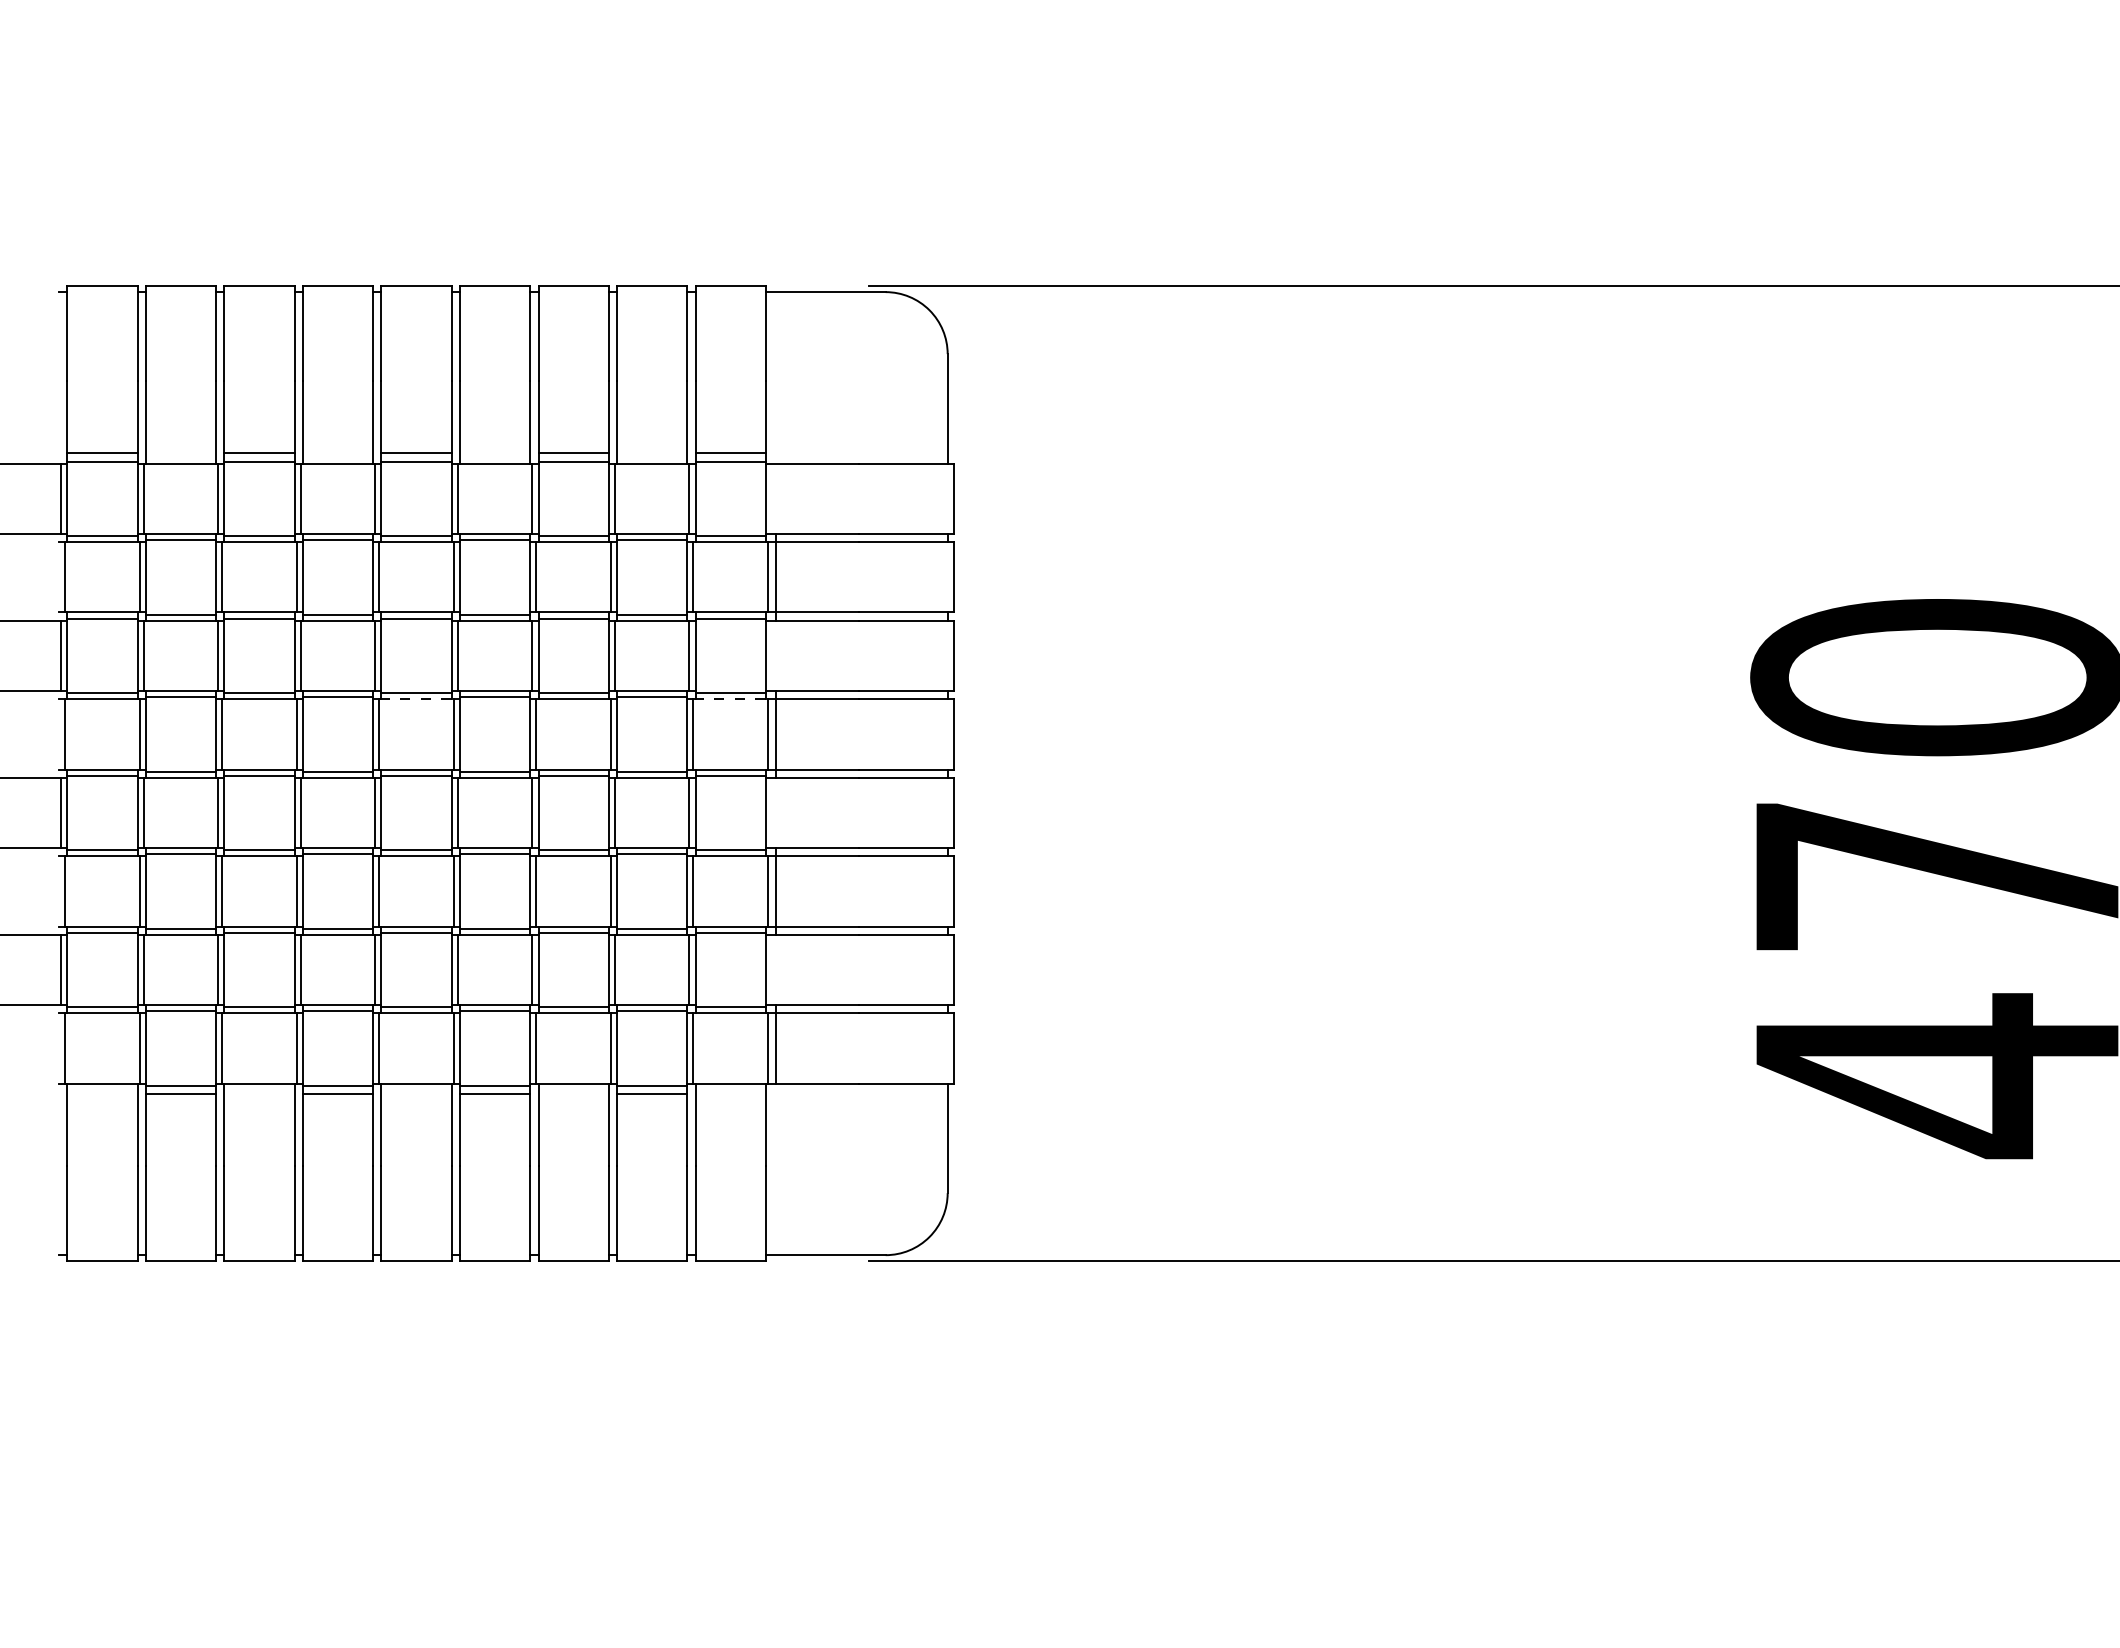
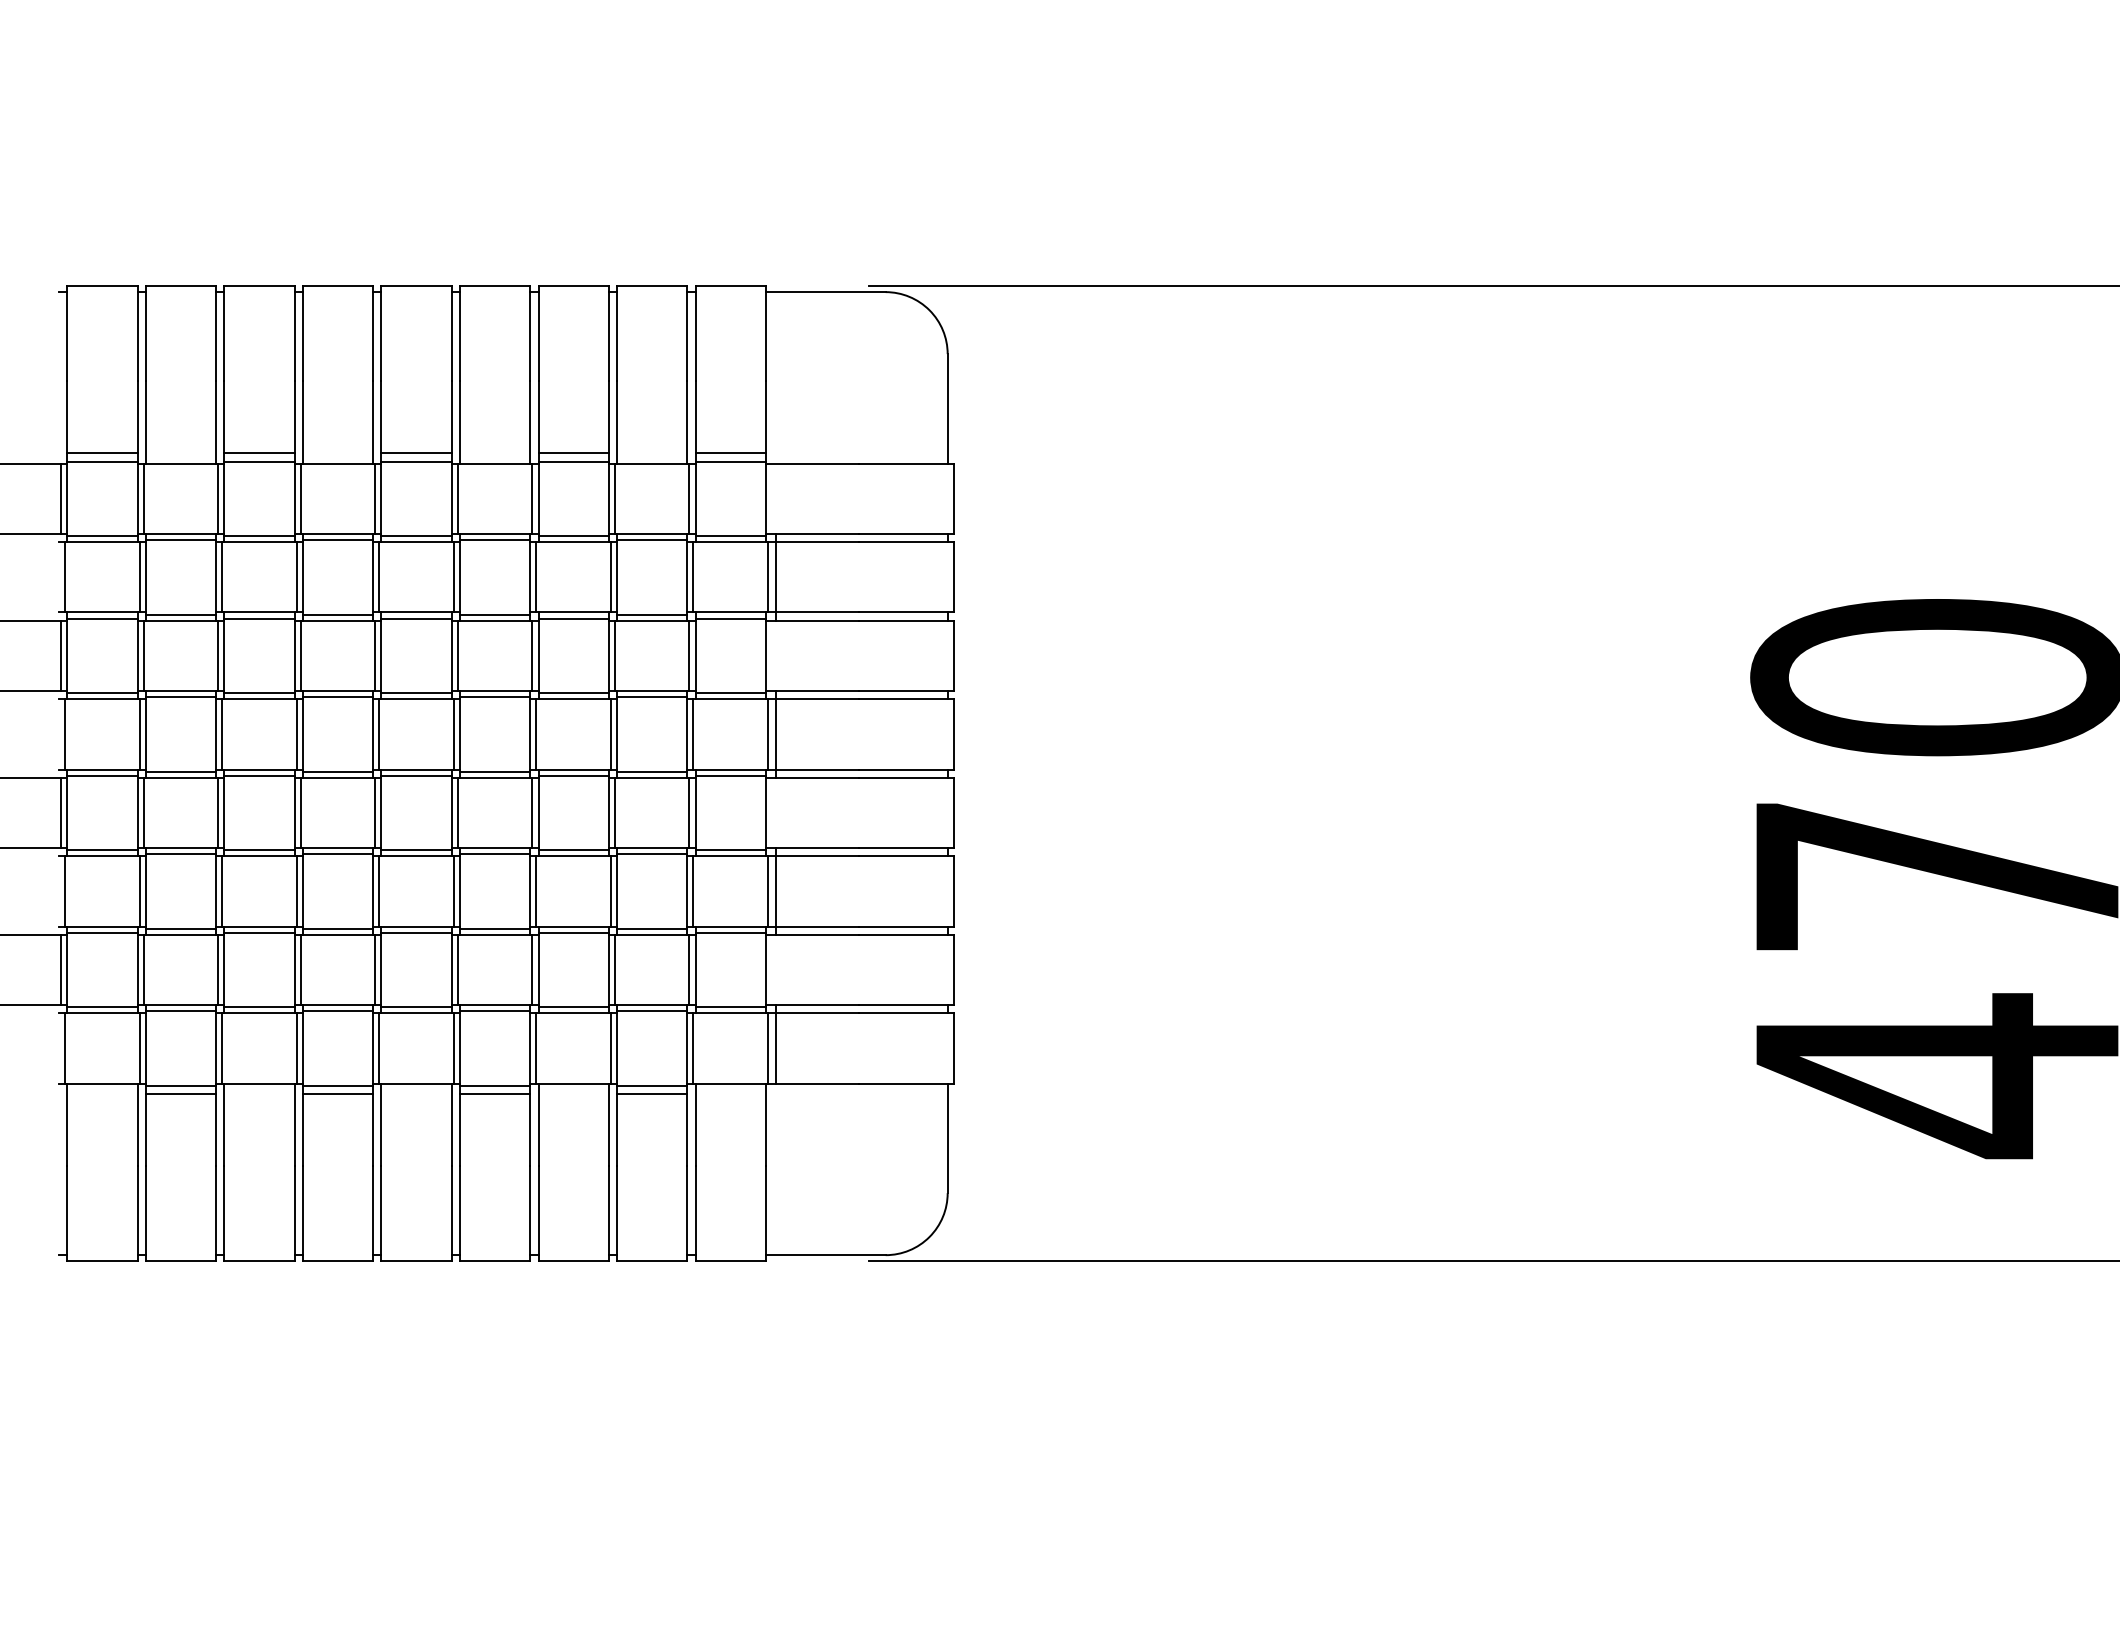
line: dashed -> solid (417, 699)
line: dashed -> solid (731, 699)
